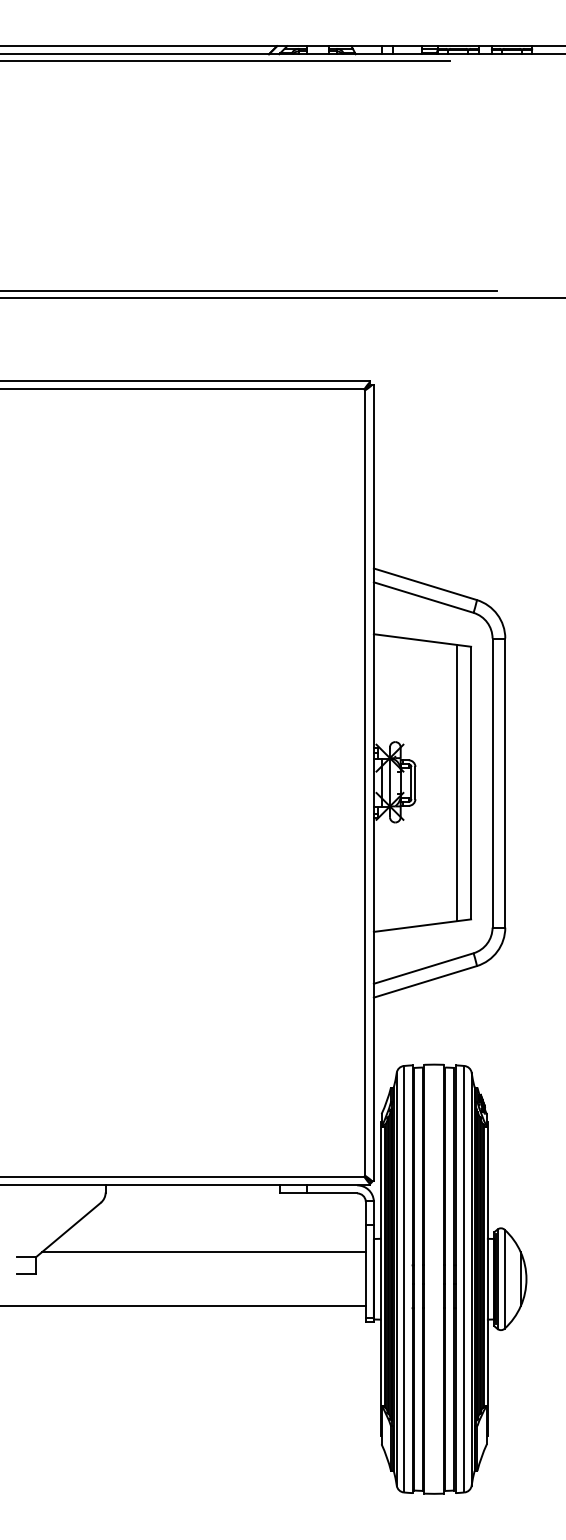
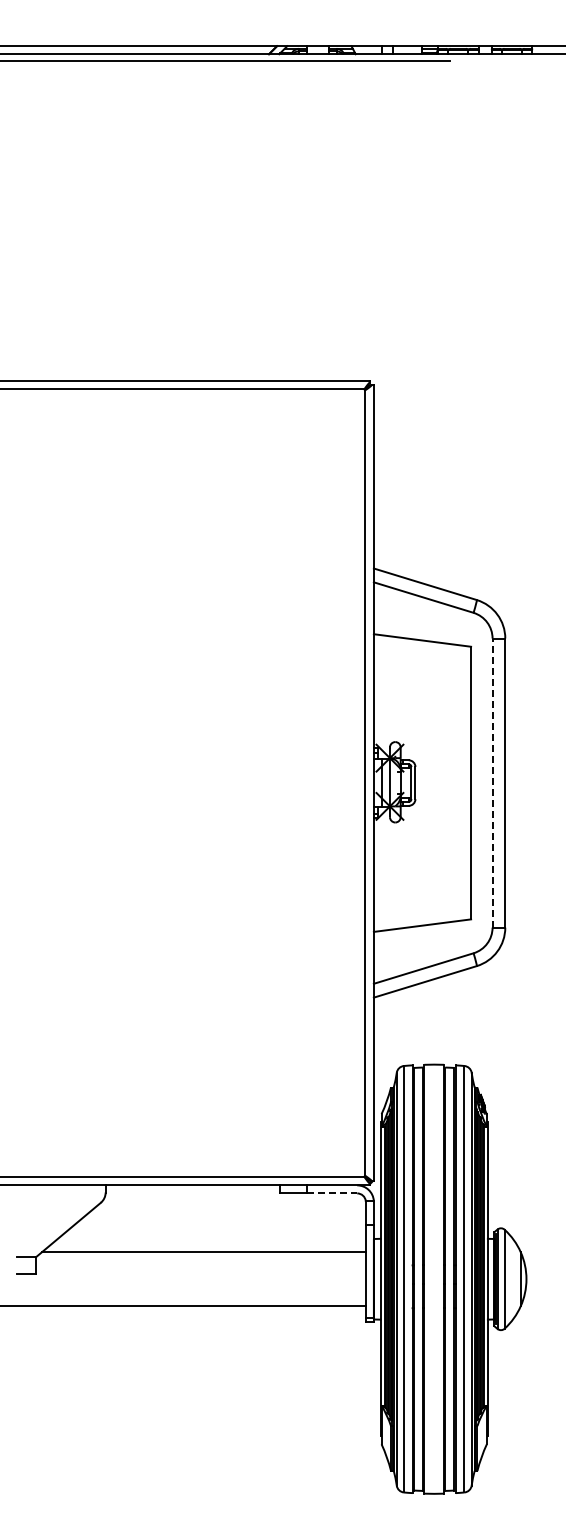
line: present -> none (249, 291)
line: present -> none (282, 298)
line: present -> none (457, 782)
line: solid -> dashed (492, 783)
line: solid -> dashed (332, 1193)
